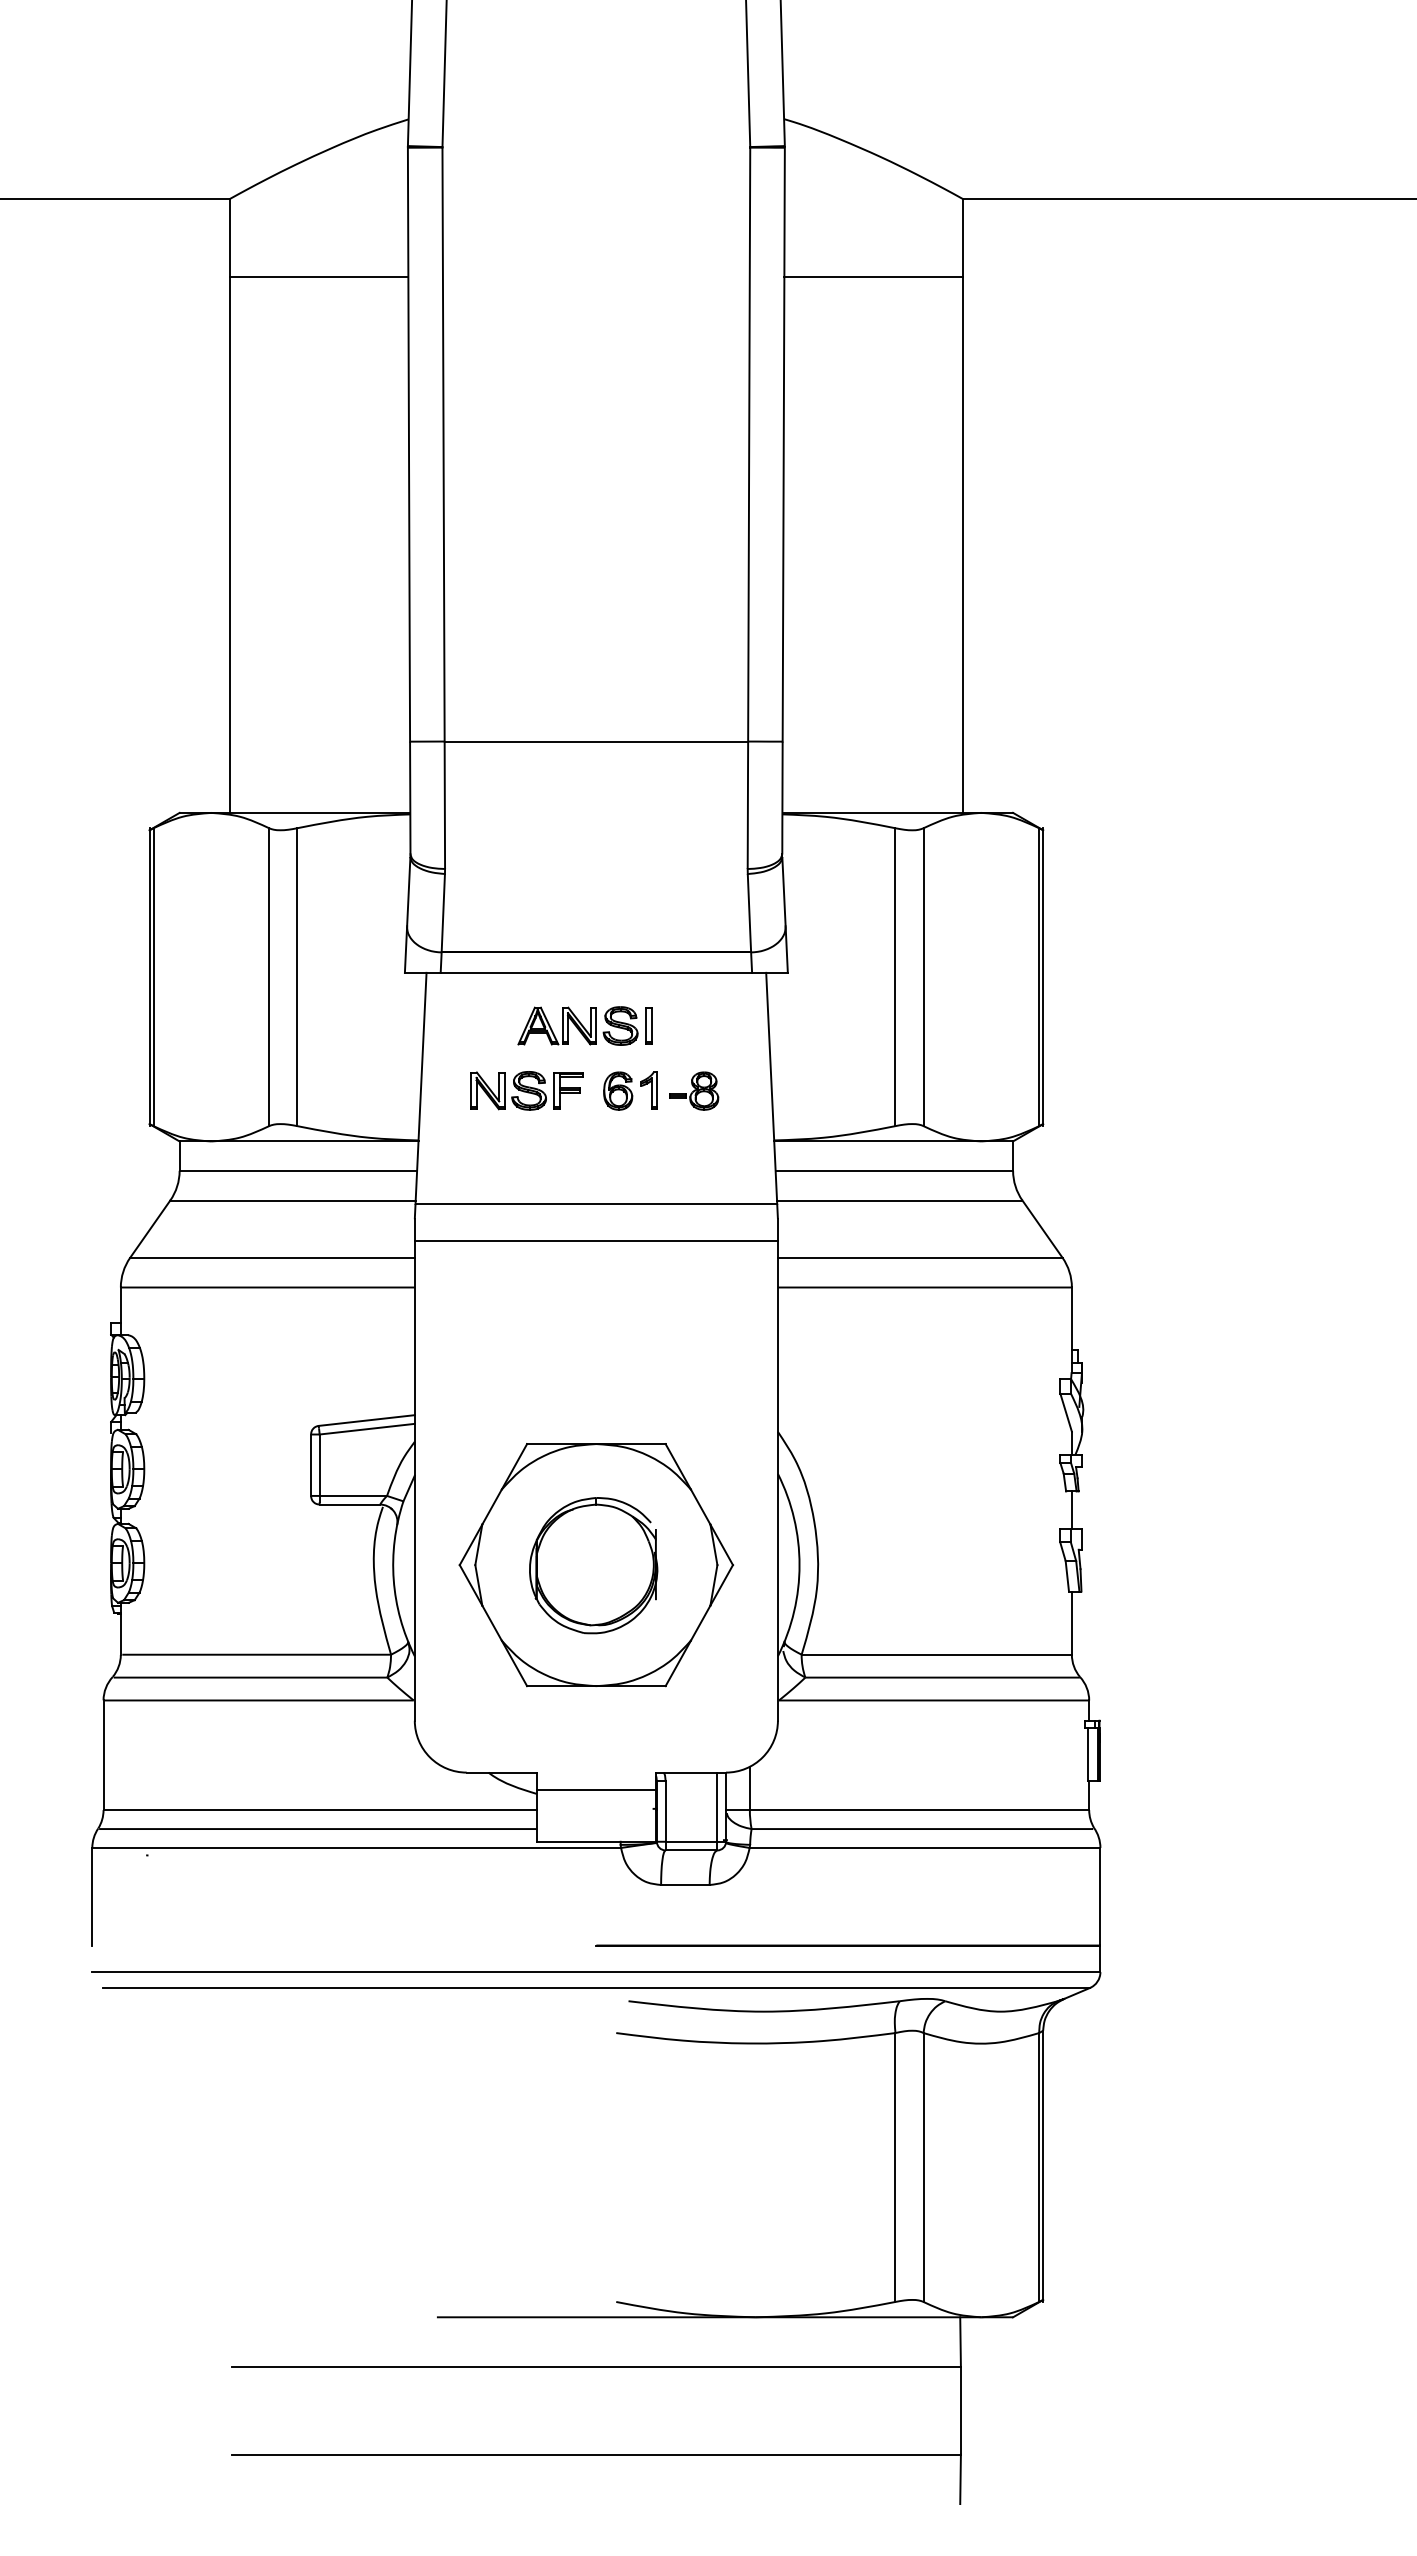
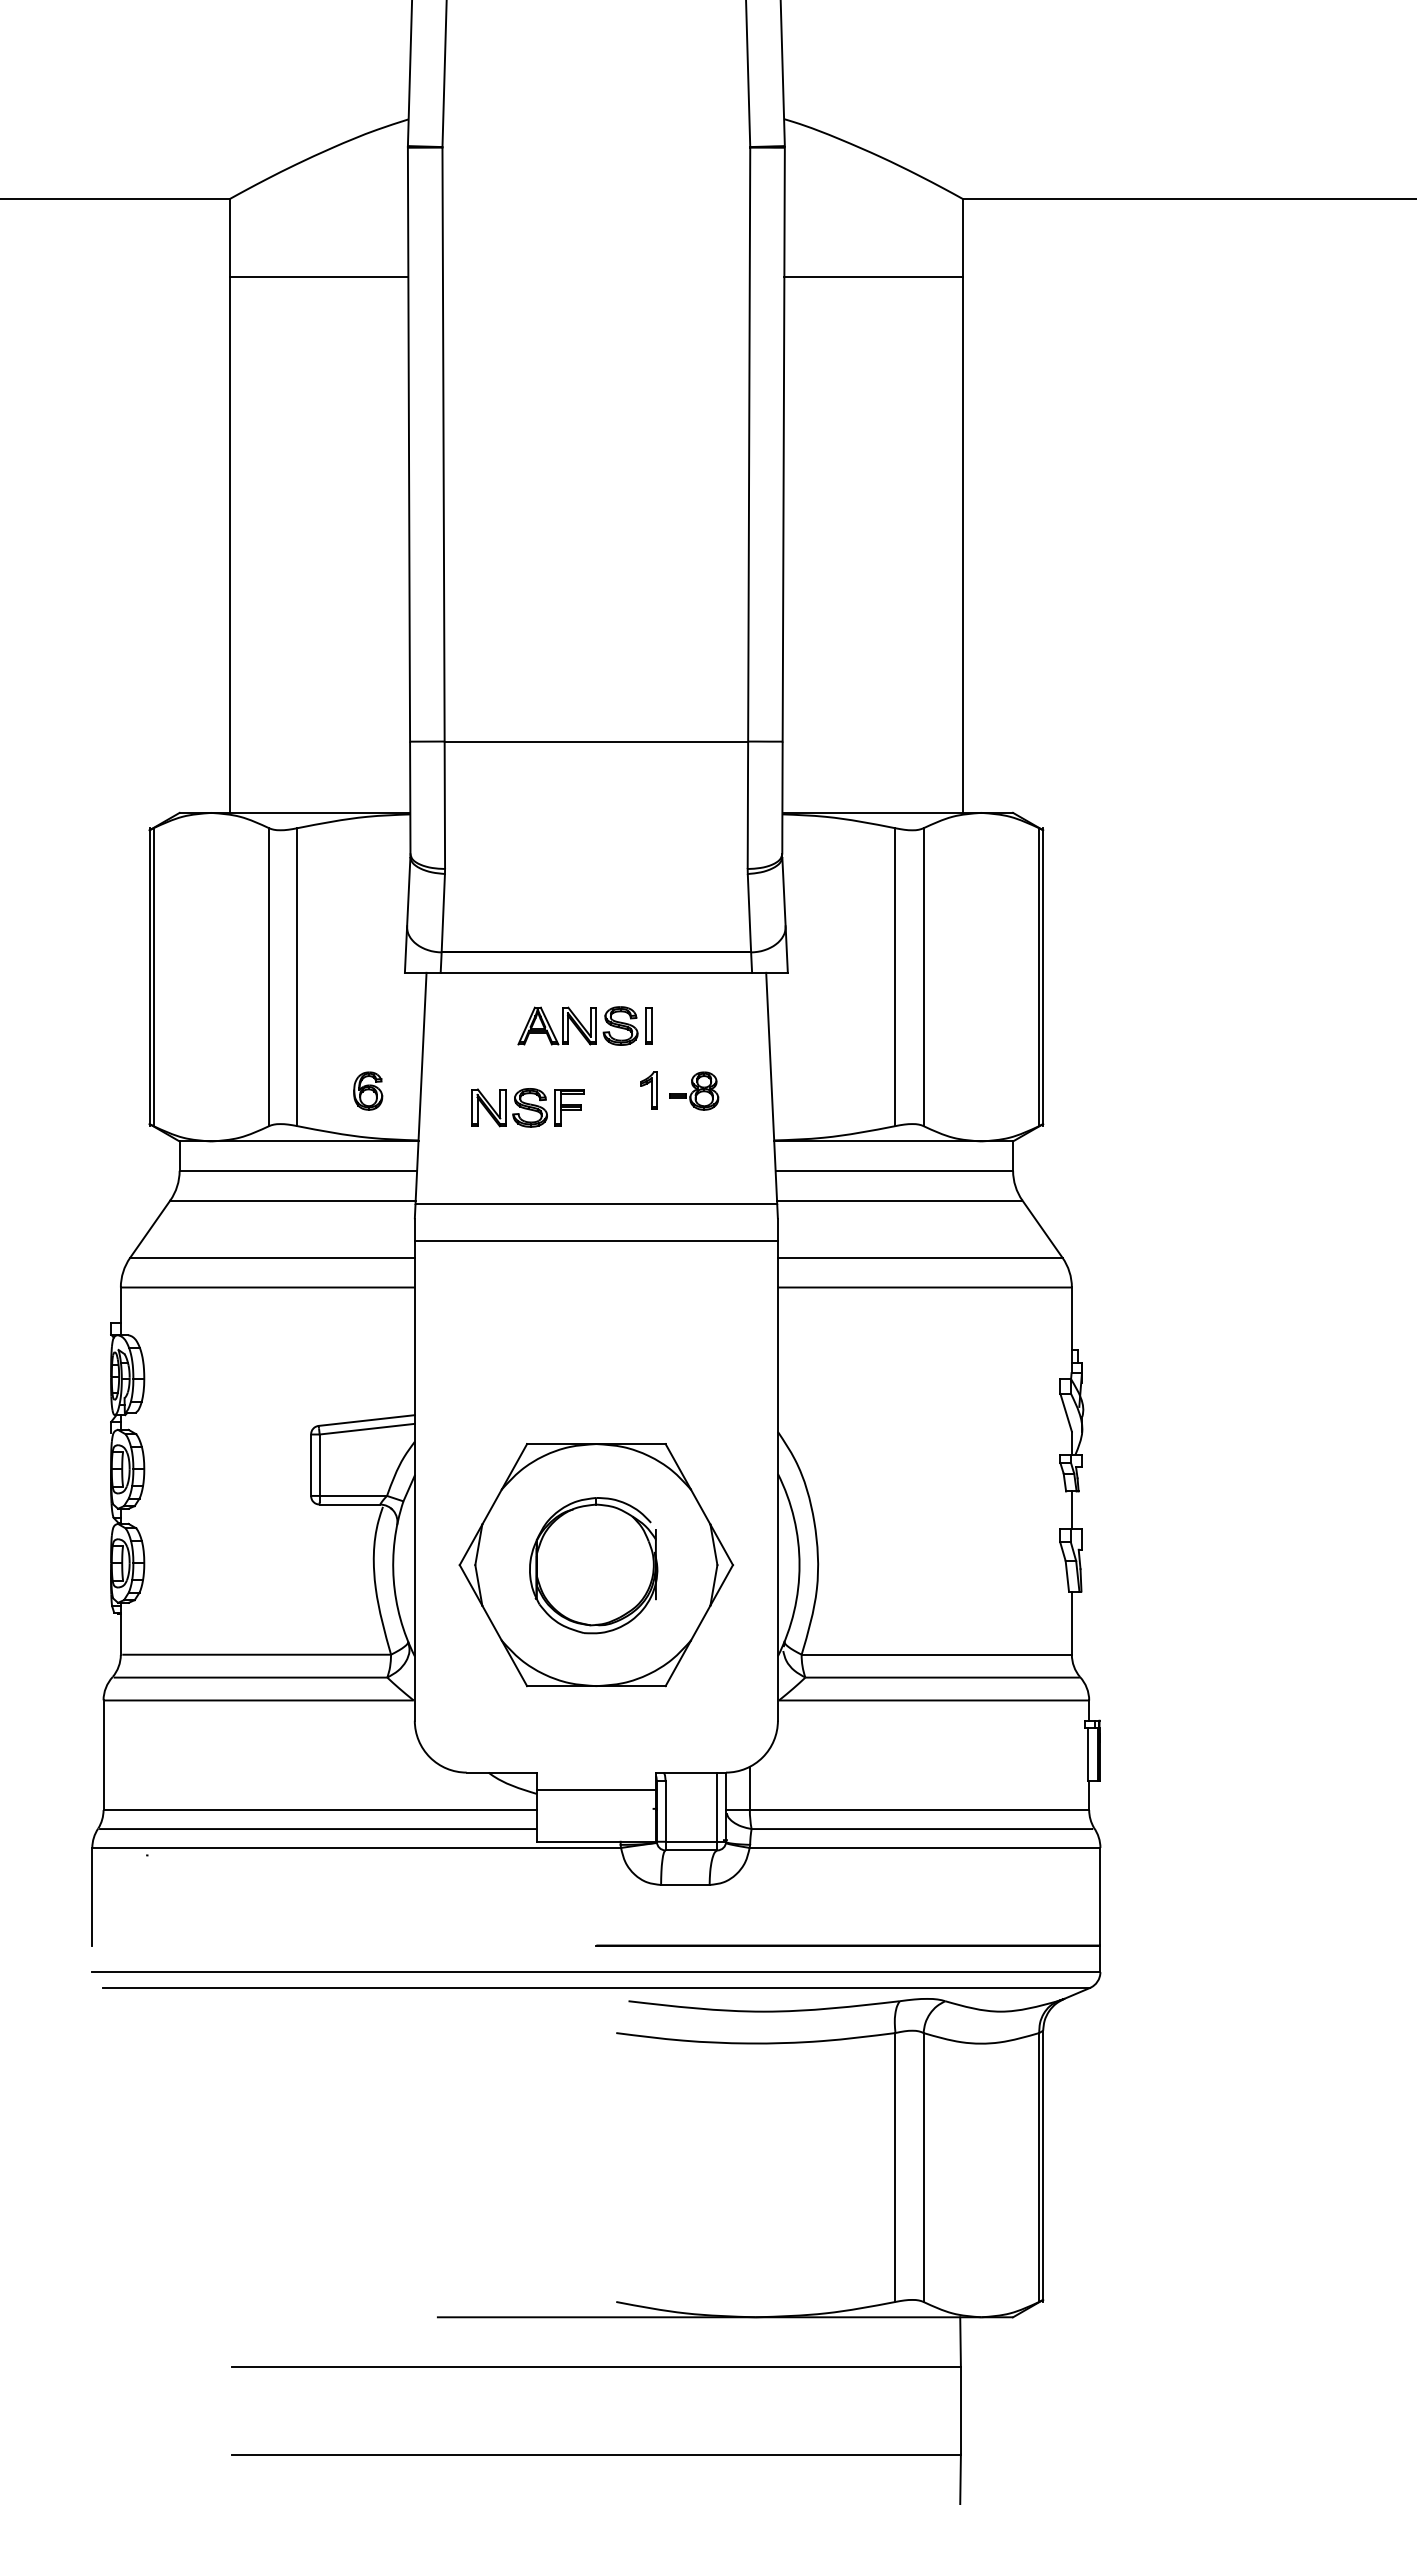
part position: (526, 1090) -> (527, 1107) (527, 1107)
part position: (618, 1090) -> (368, 1090) (368, 1090)
